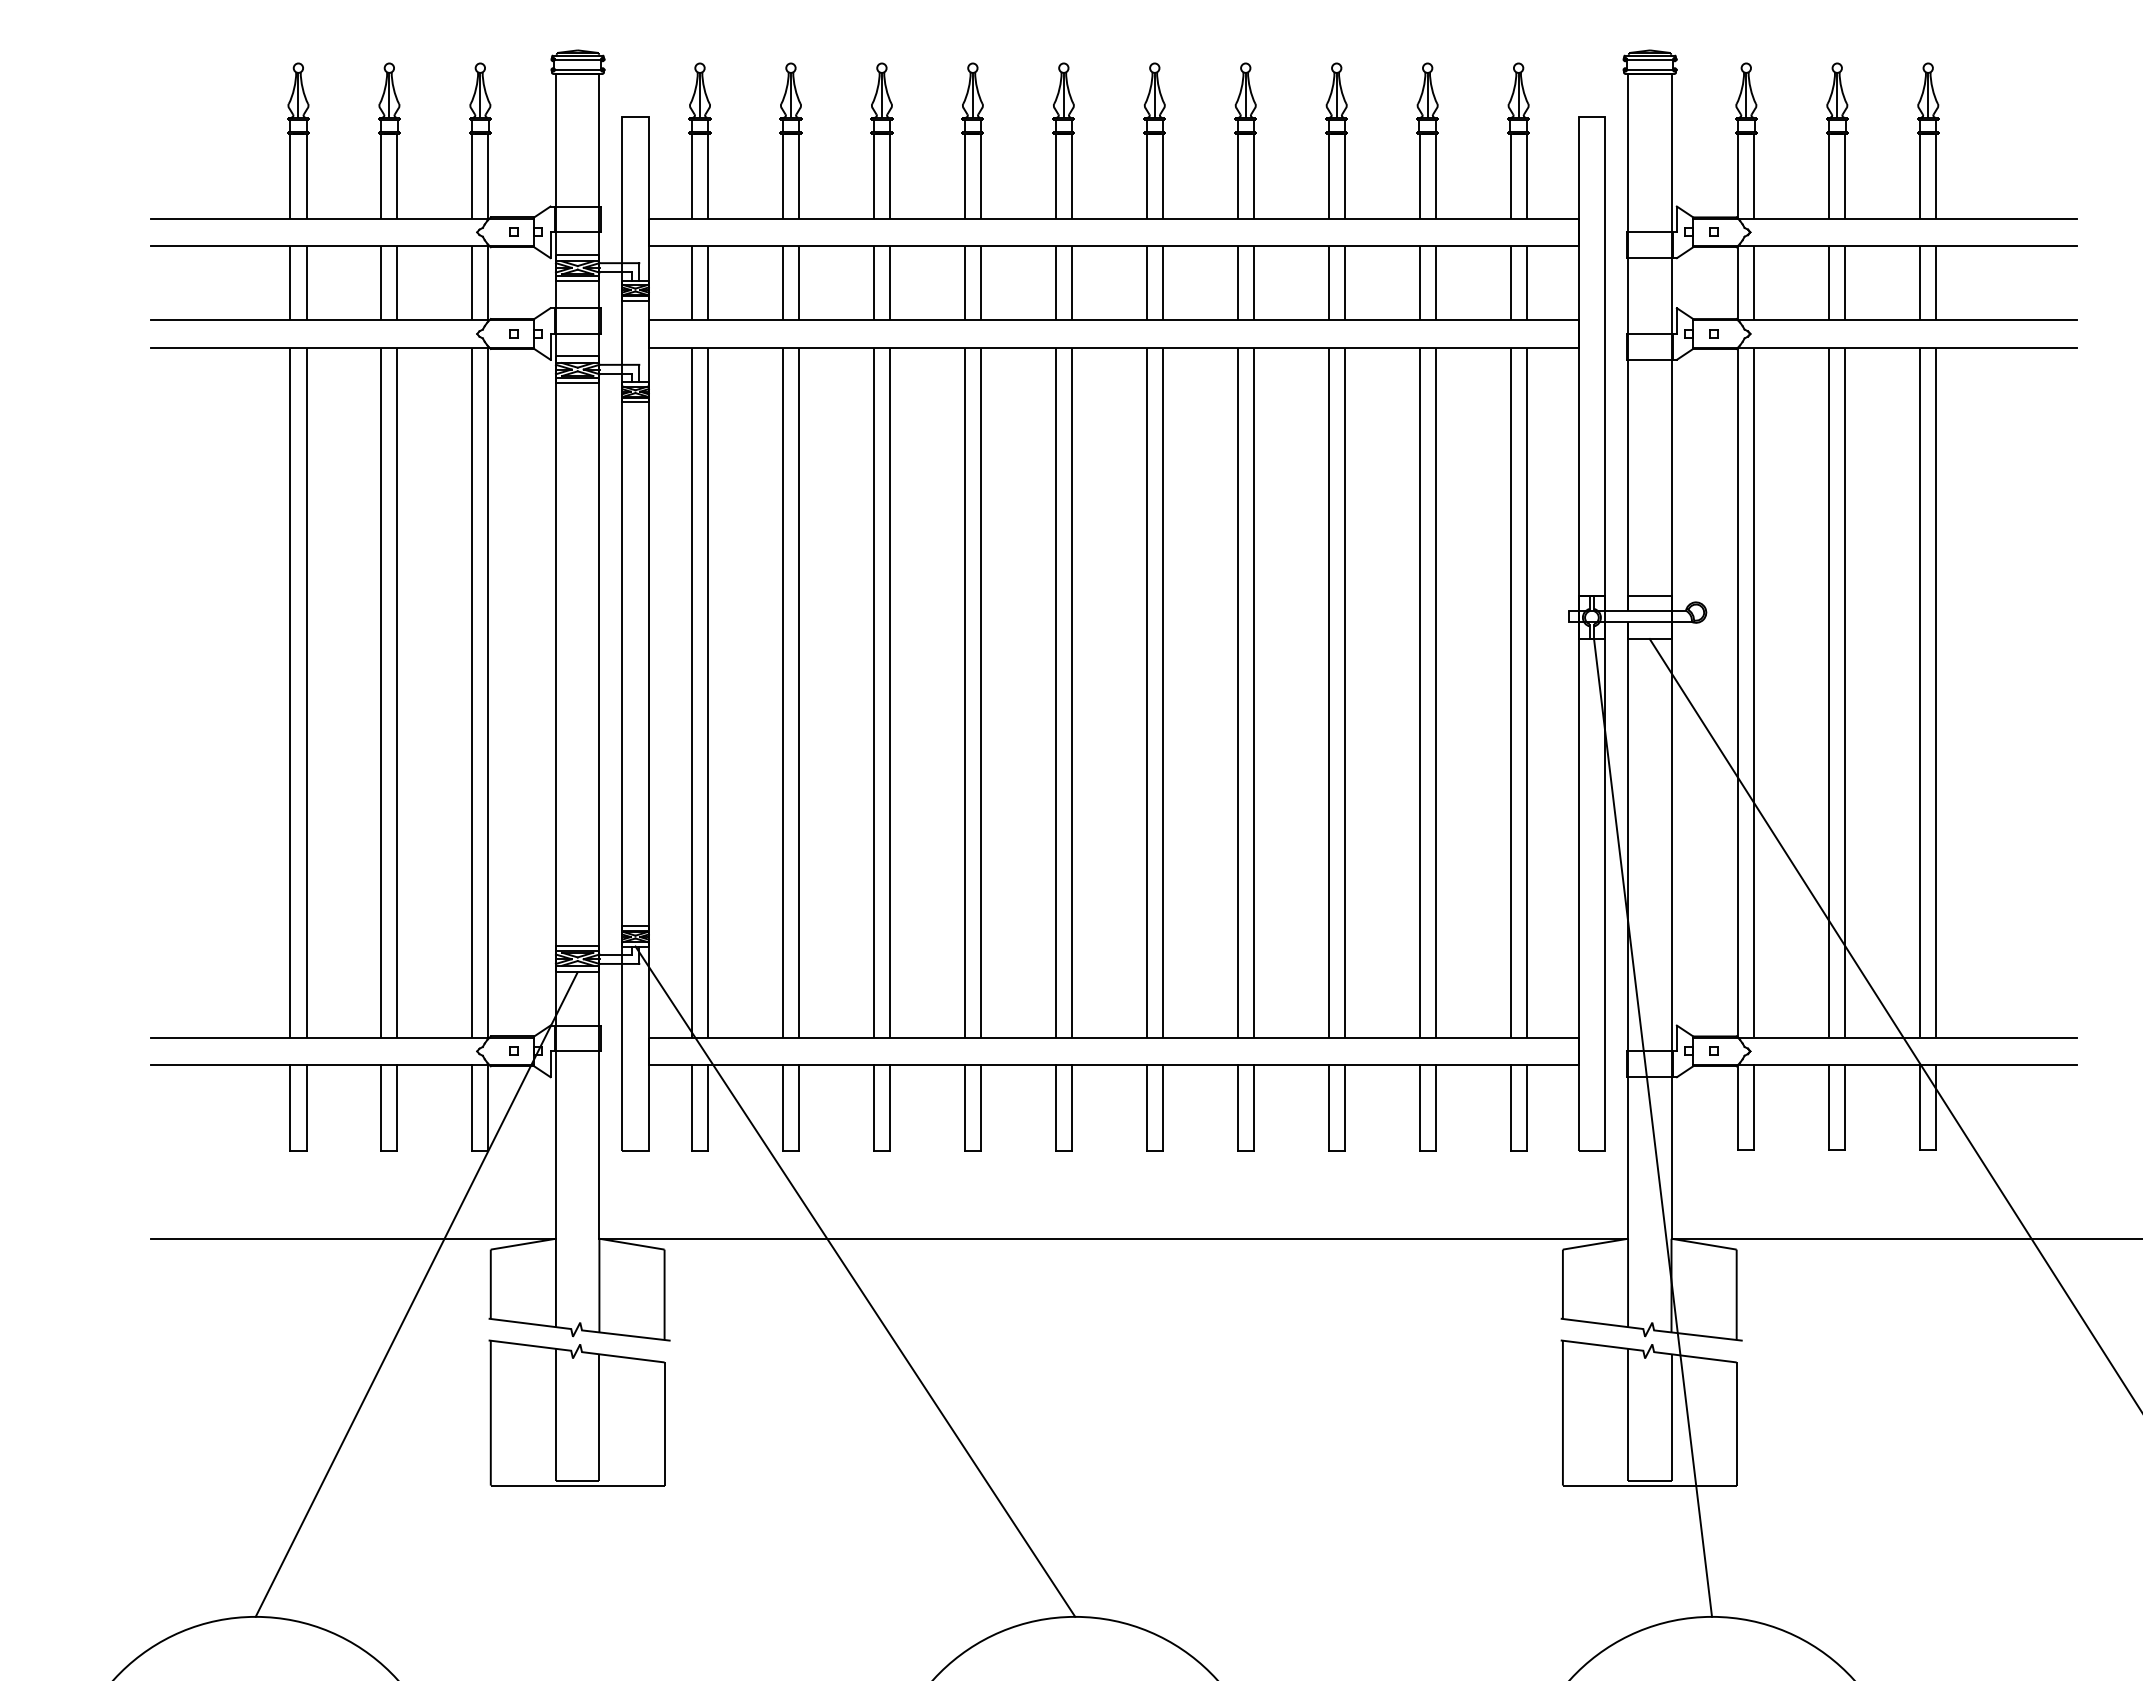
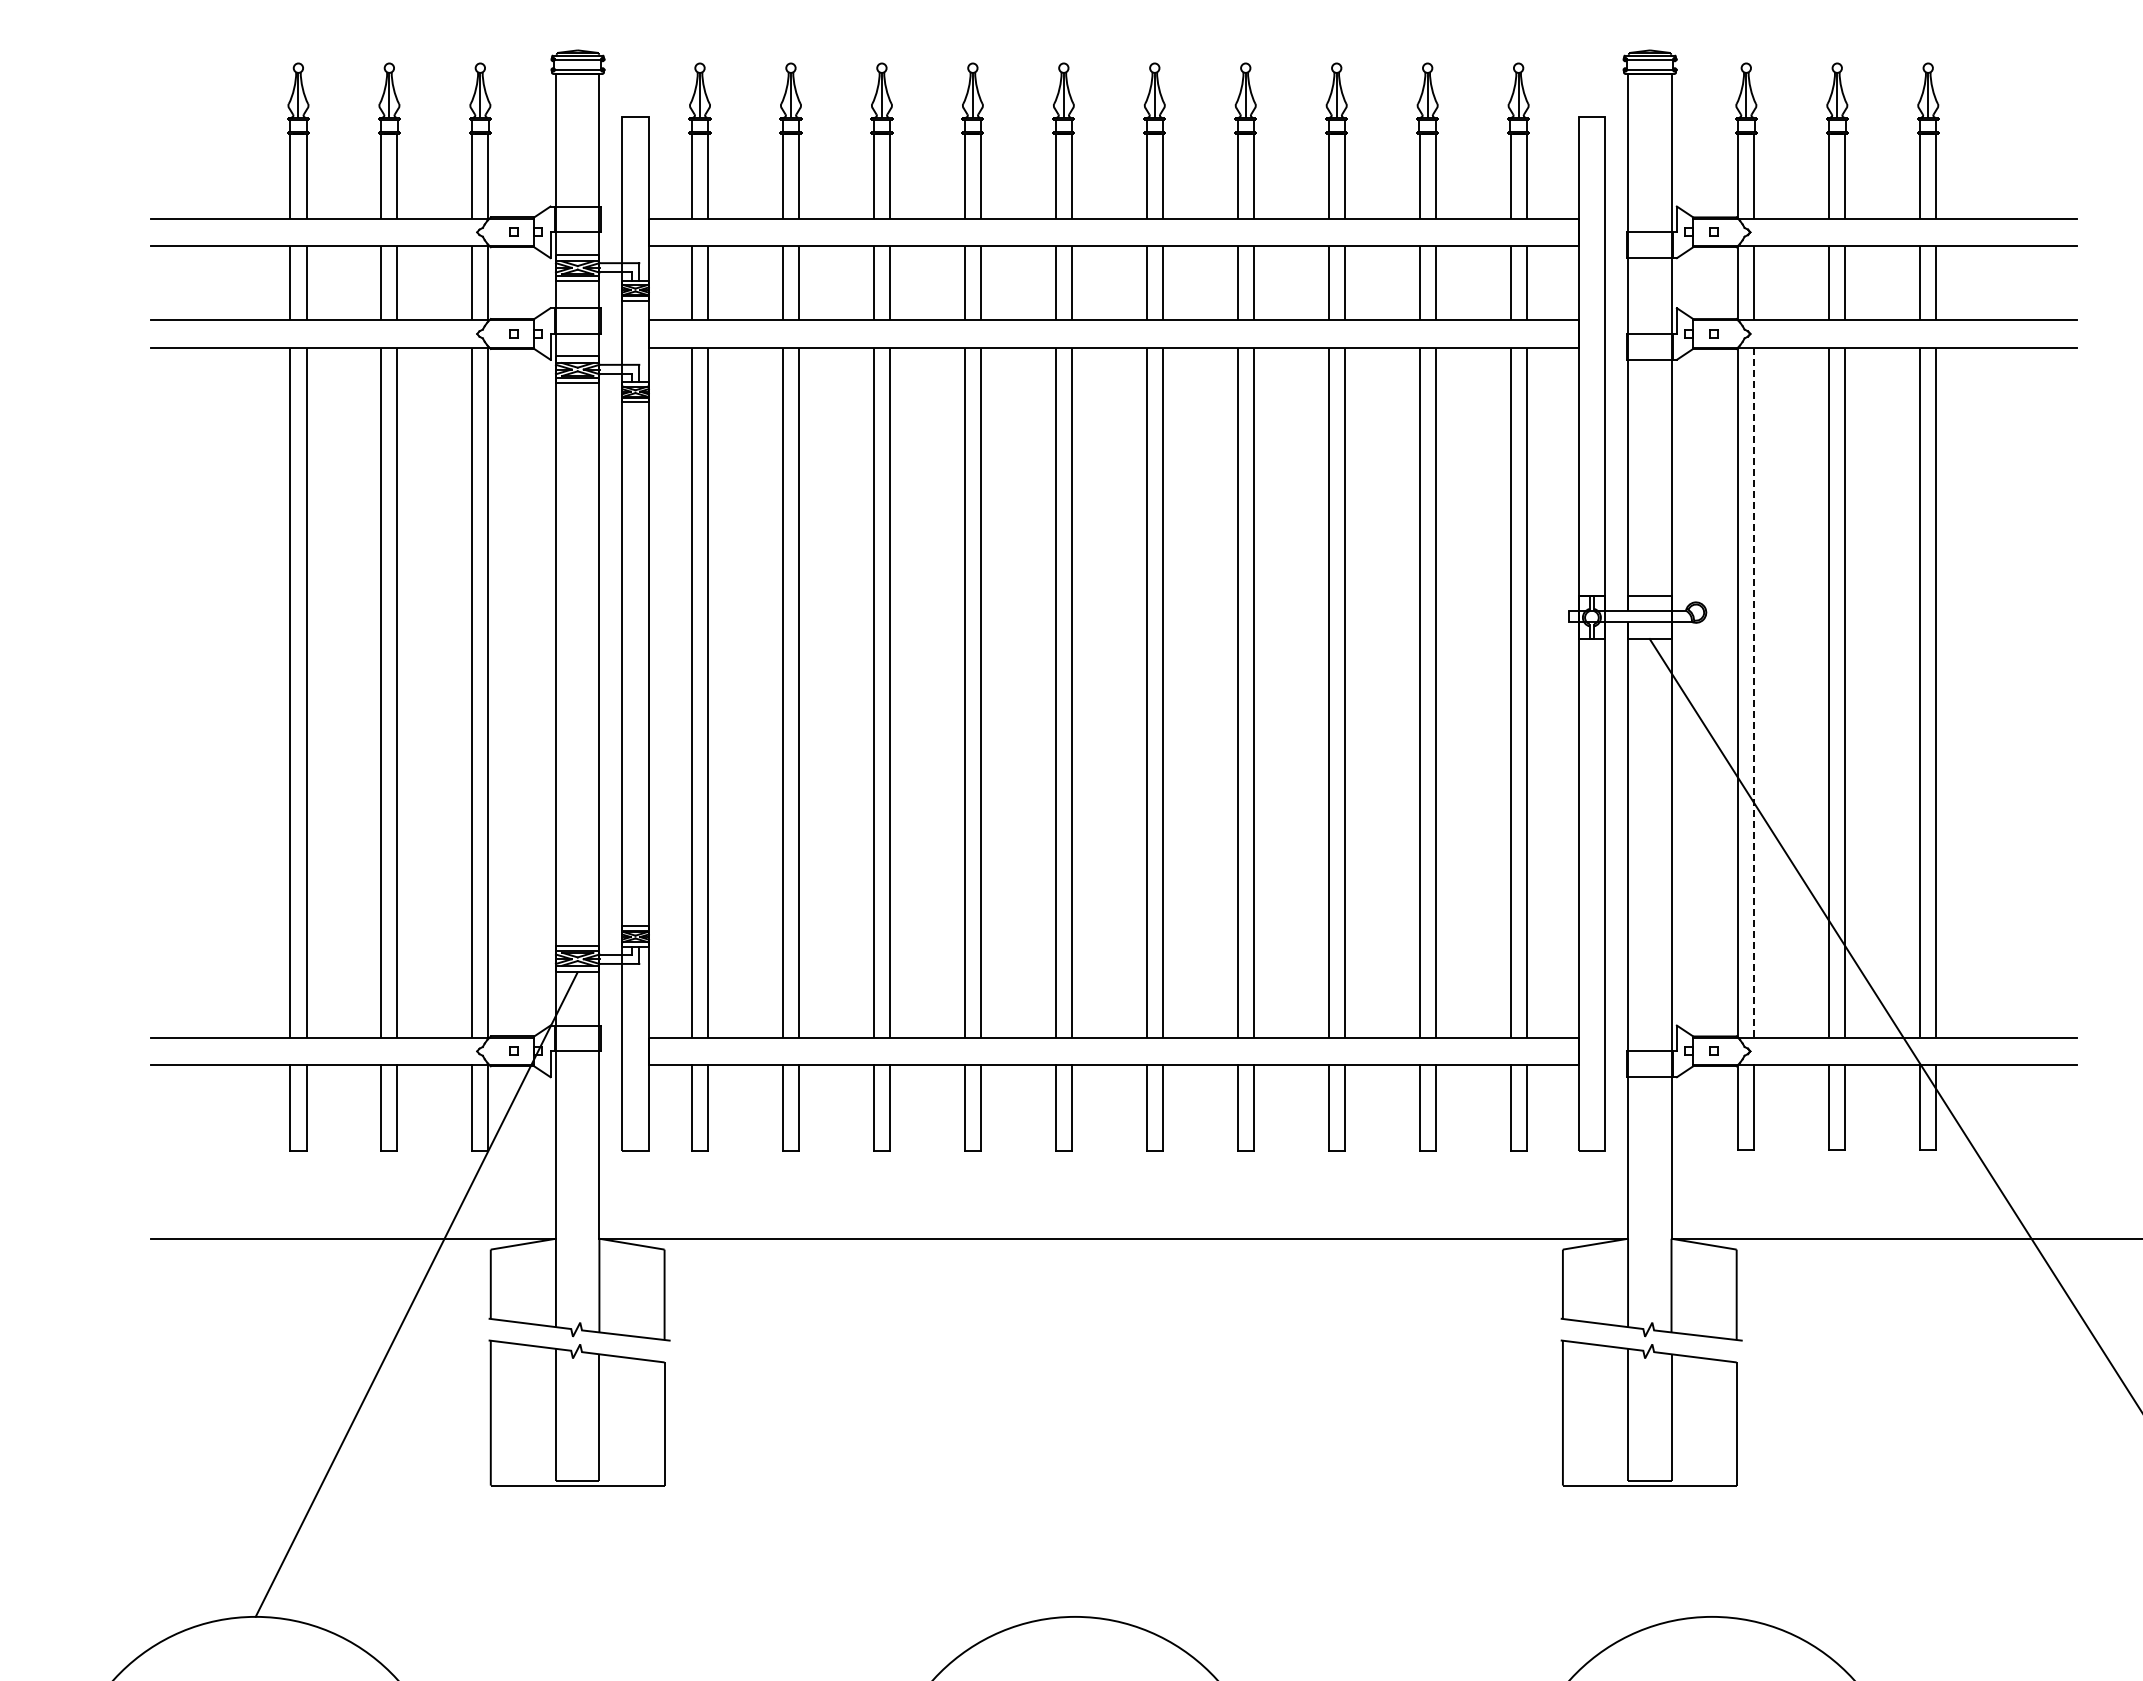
line: solid -> dashed (1754, 692)
line: present -> none (1653, 1127)
line: present -> none (855, 1281)
